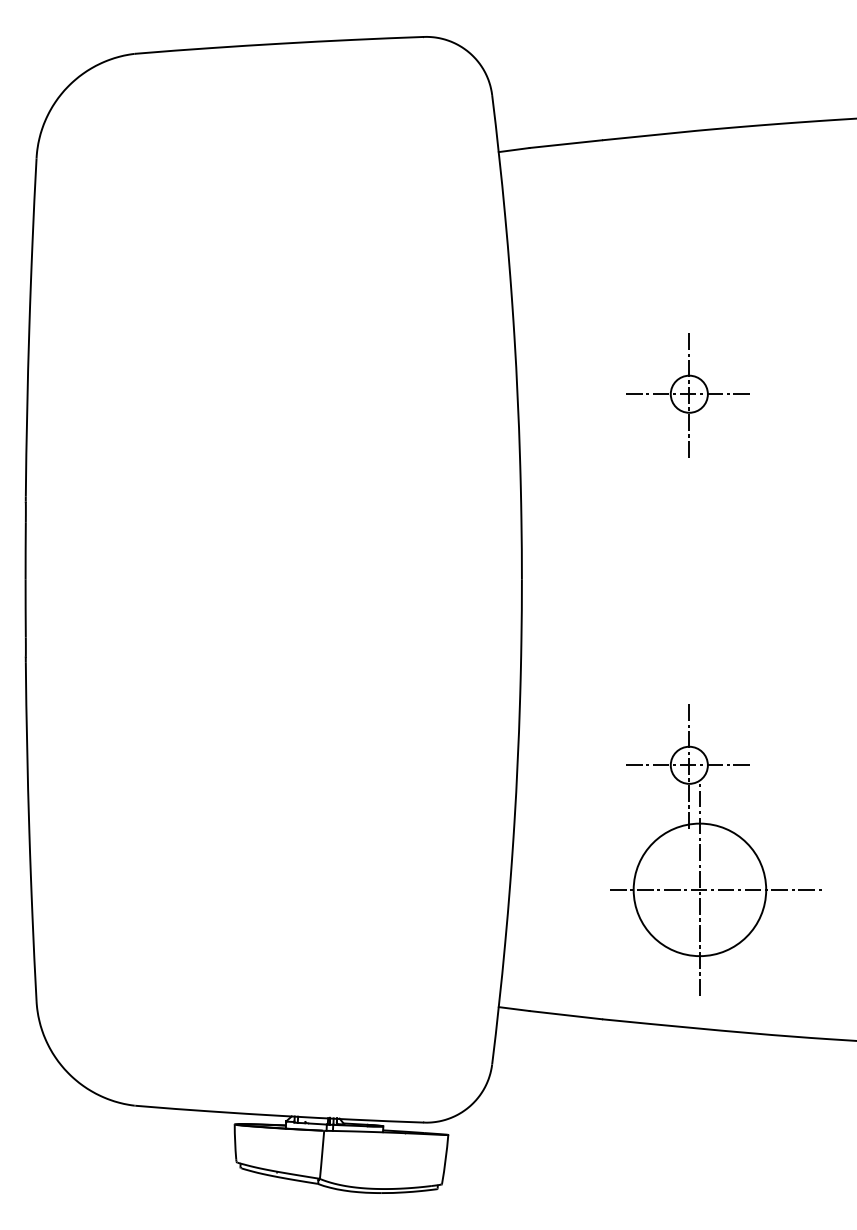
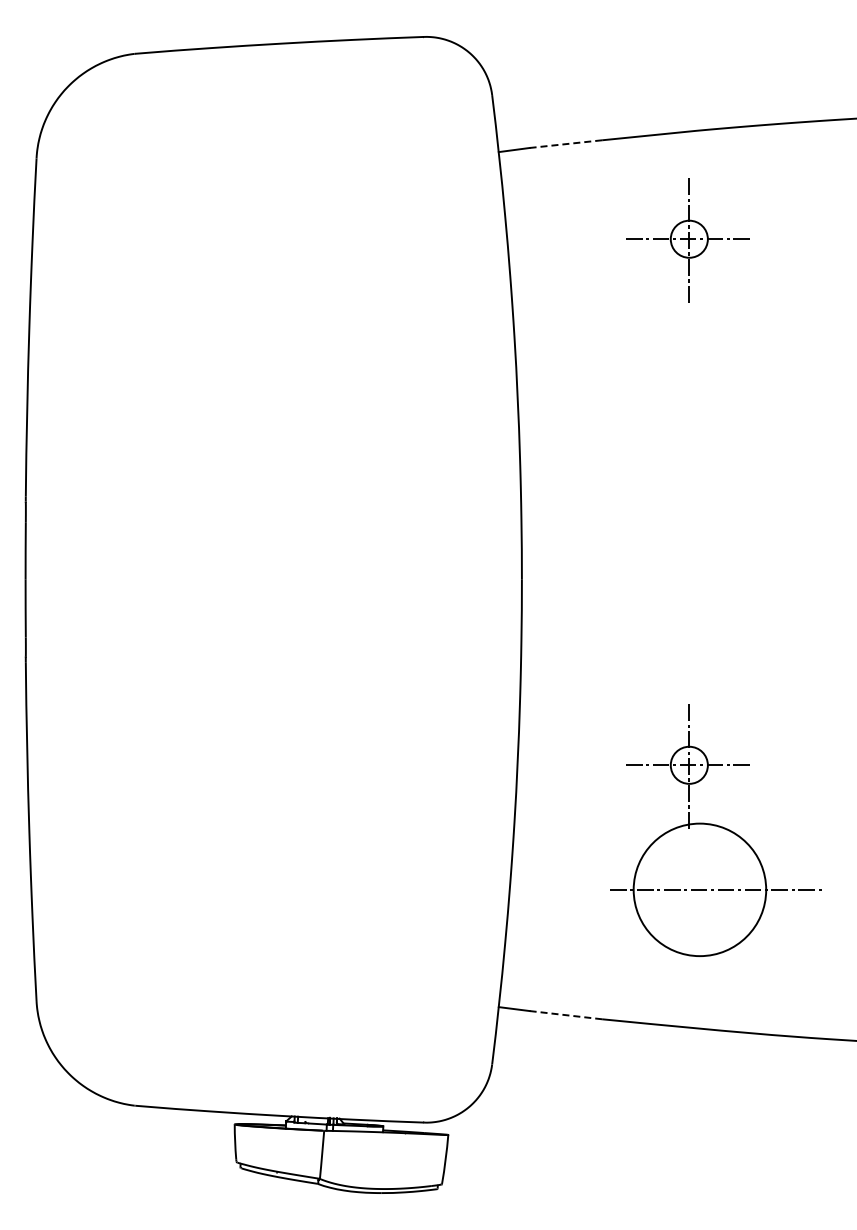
line: solid -> dashed (565, 144)
part position: (687, 395) -> (687, 240) (687, 240)
line: present -> none (699, 889)
line: solid -> dashed (565, 1015)
